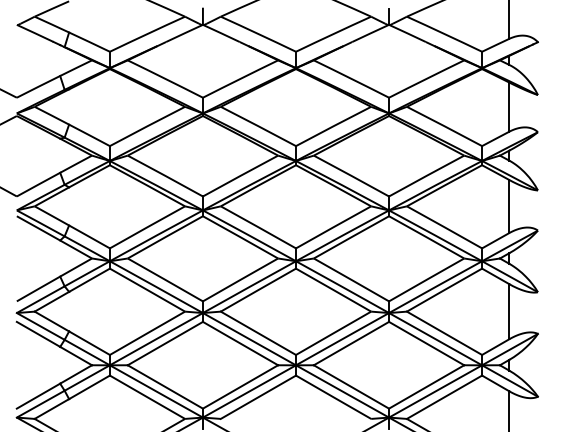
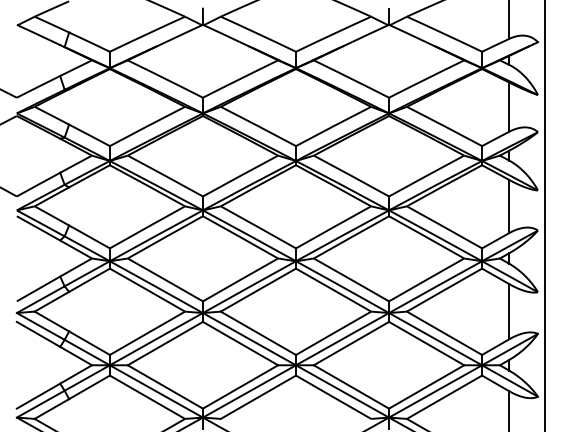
line: none -> present (545, 215)
